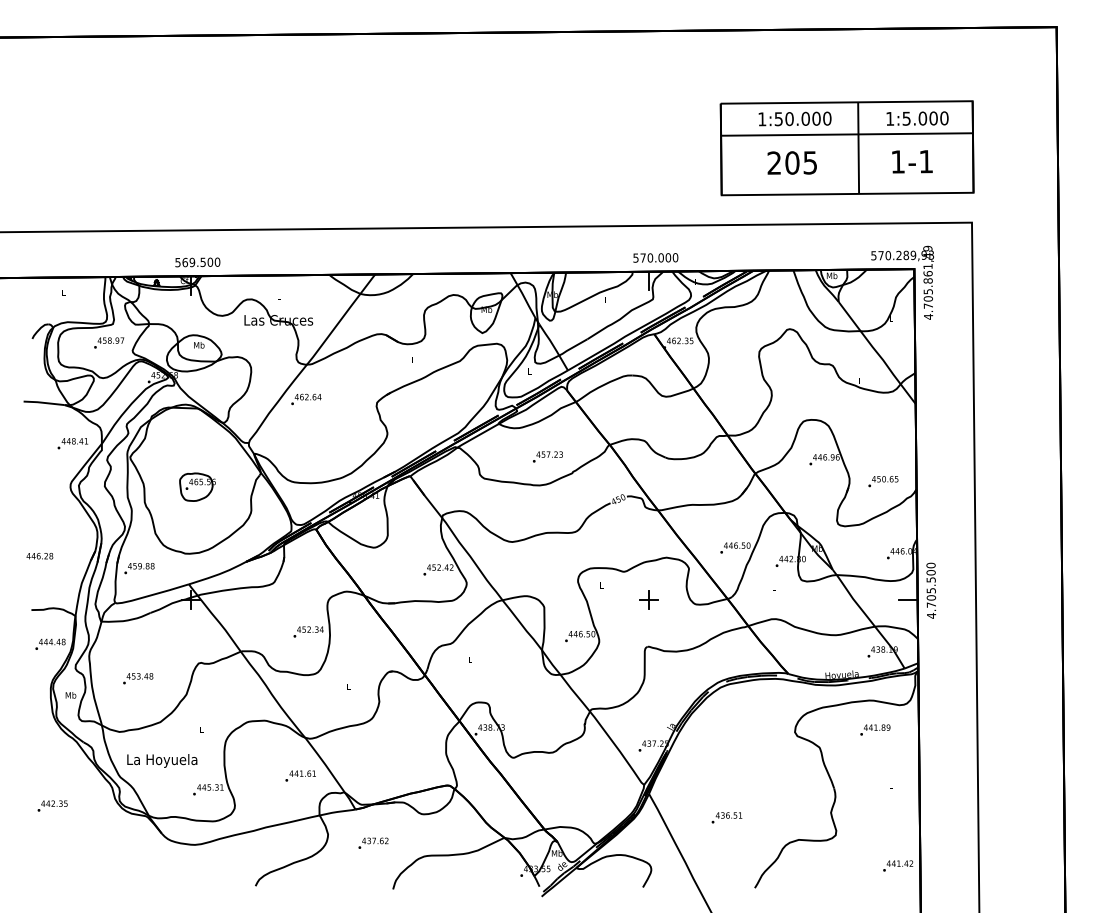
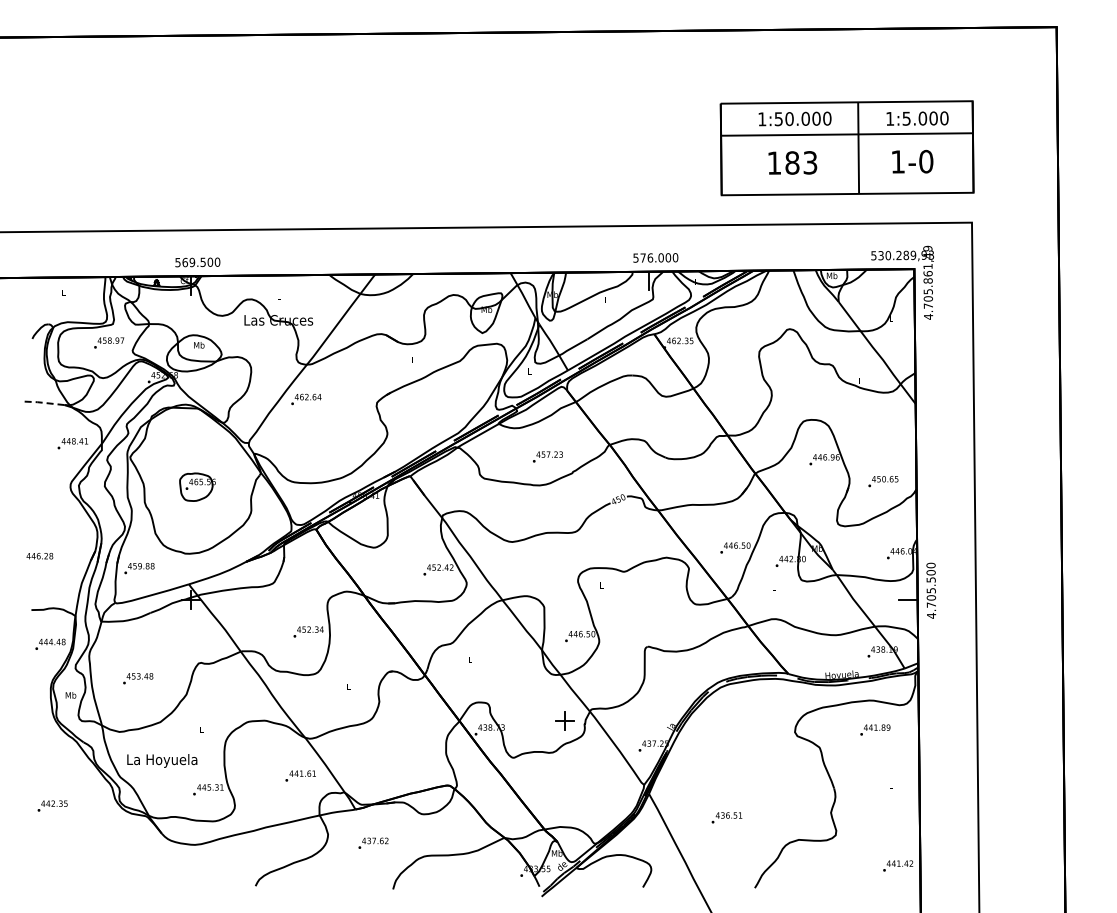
text: 1-1 -> 1-0 (926, 161)
text: 205 -> 183 (792, 162)
text: 570.289,93 -> 530.289,93 (880, 255)
text: 570.000 -> 576.000 (650, 257)
line: solid -> dashed (43, 402)
part position: (648, 599) -> (564, 720) (564, 720)
